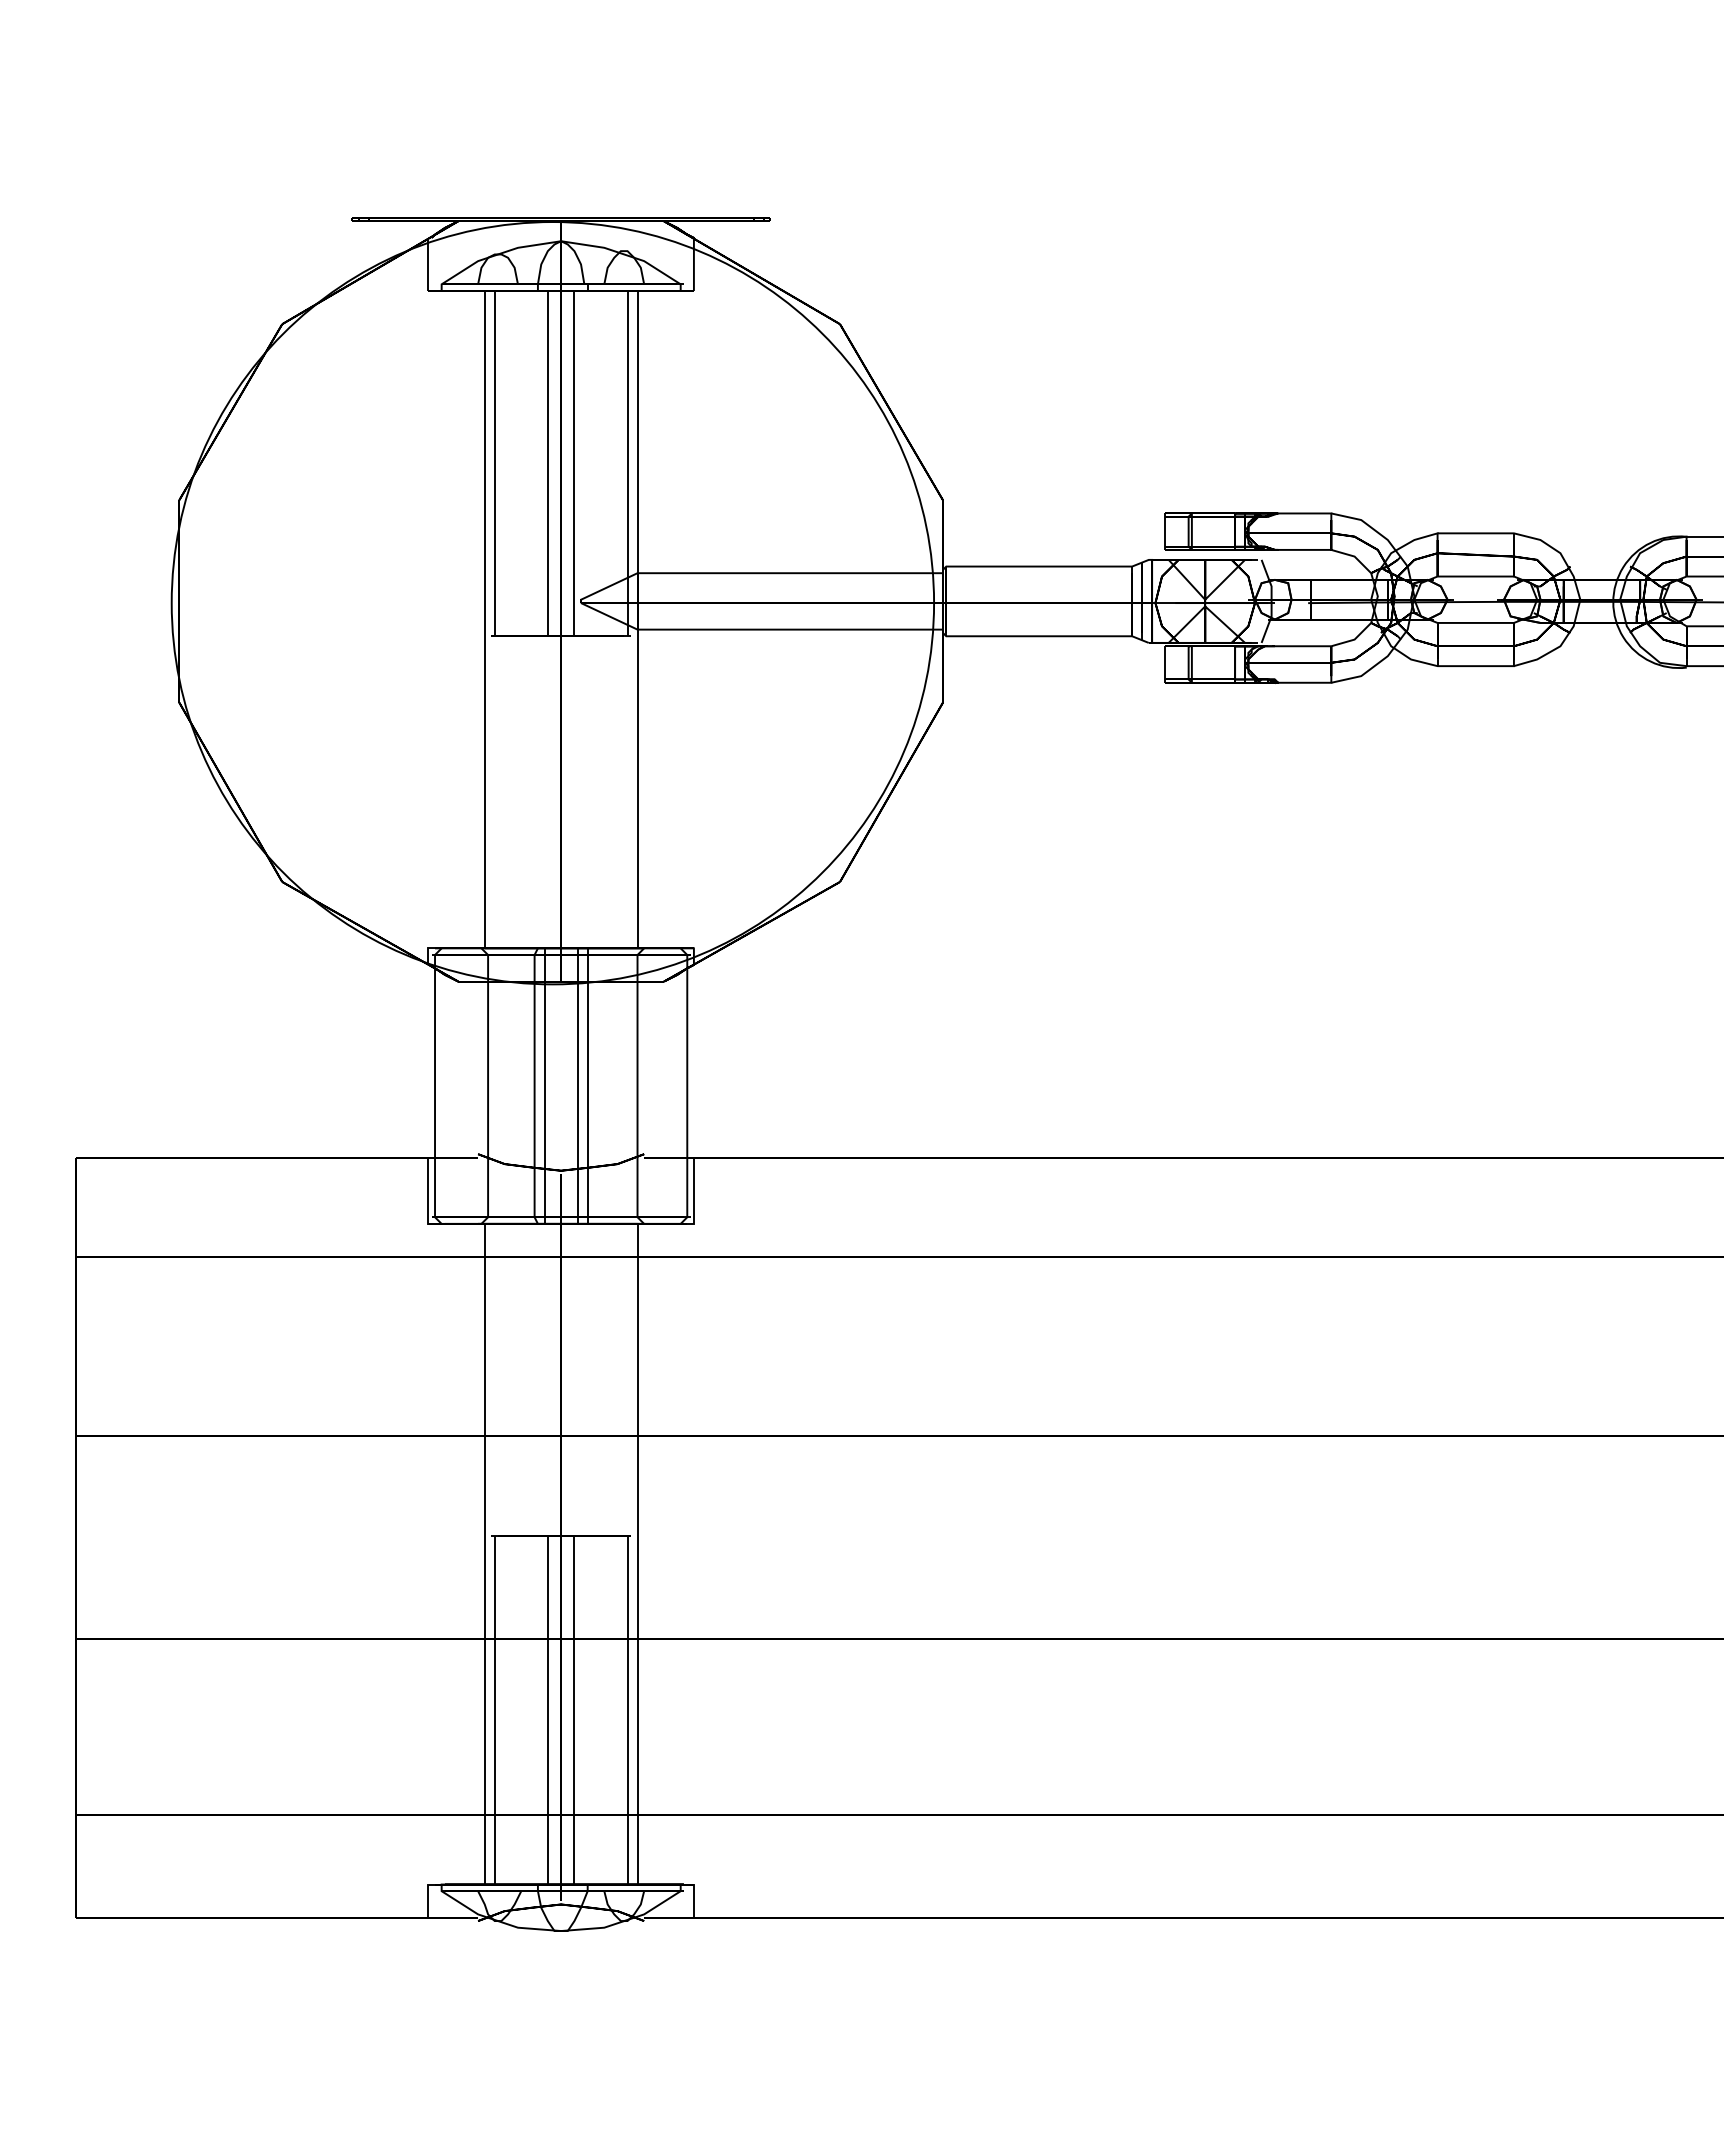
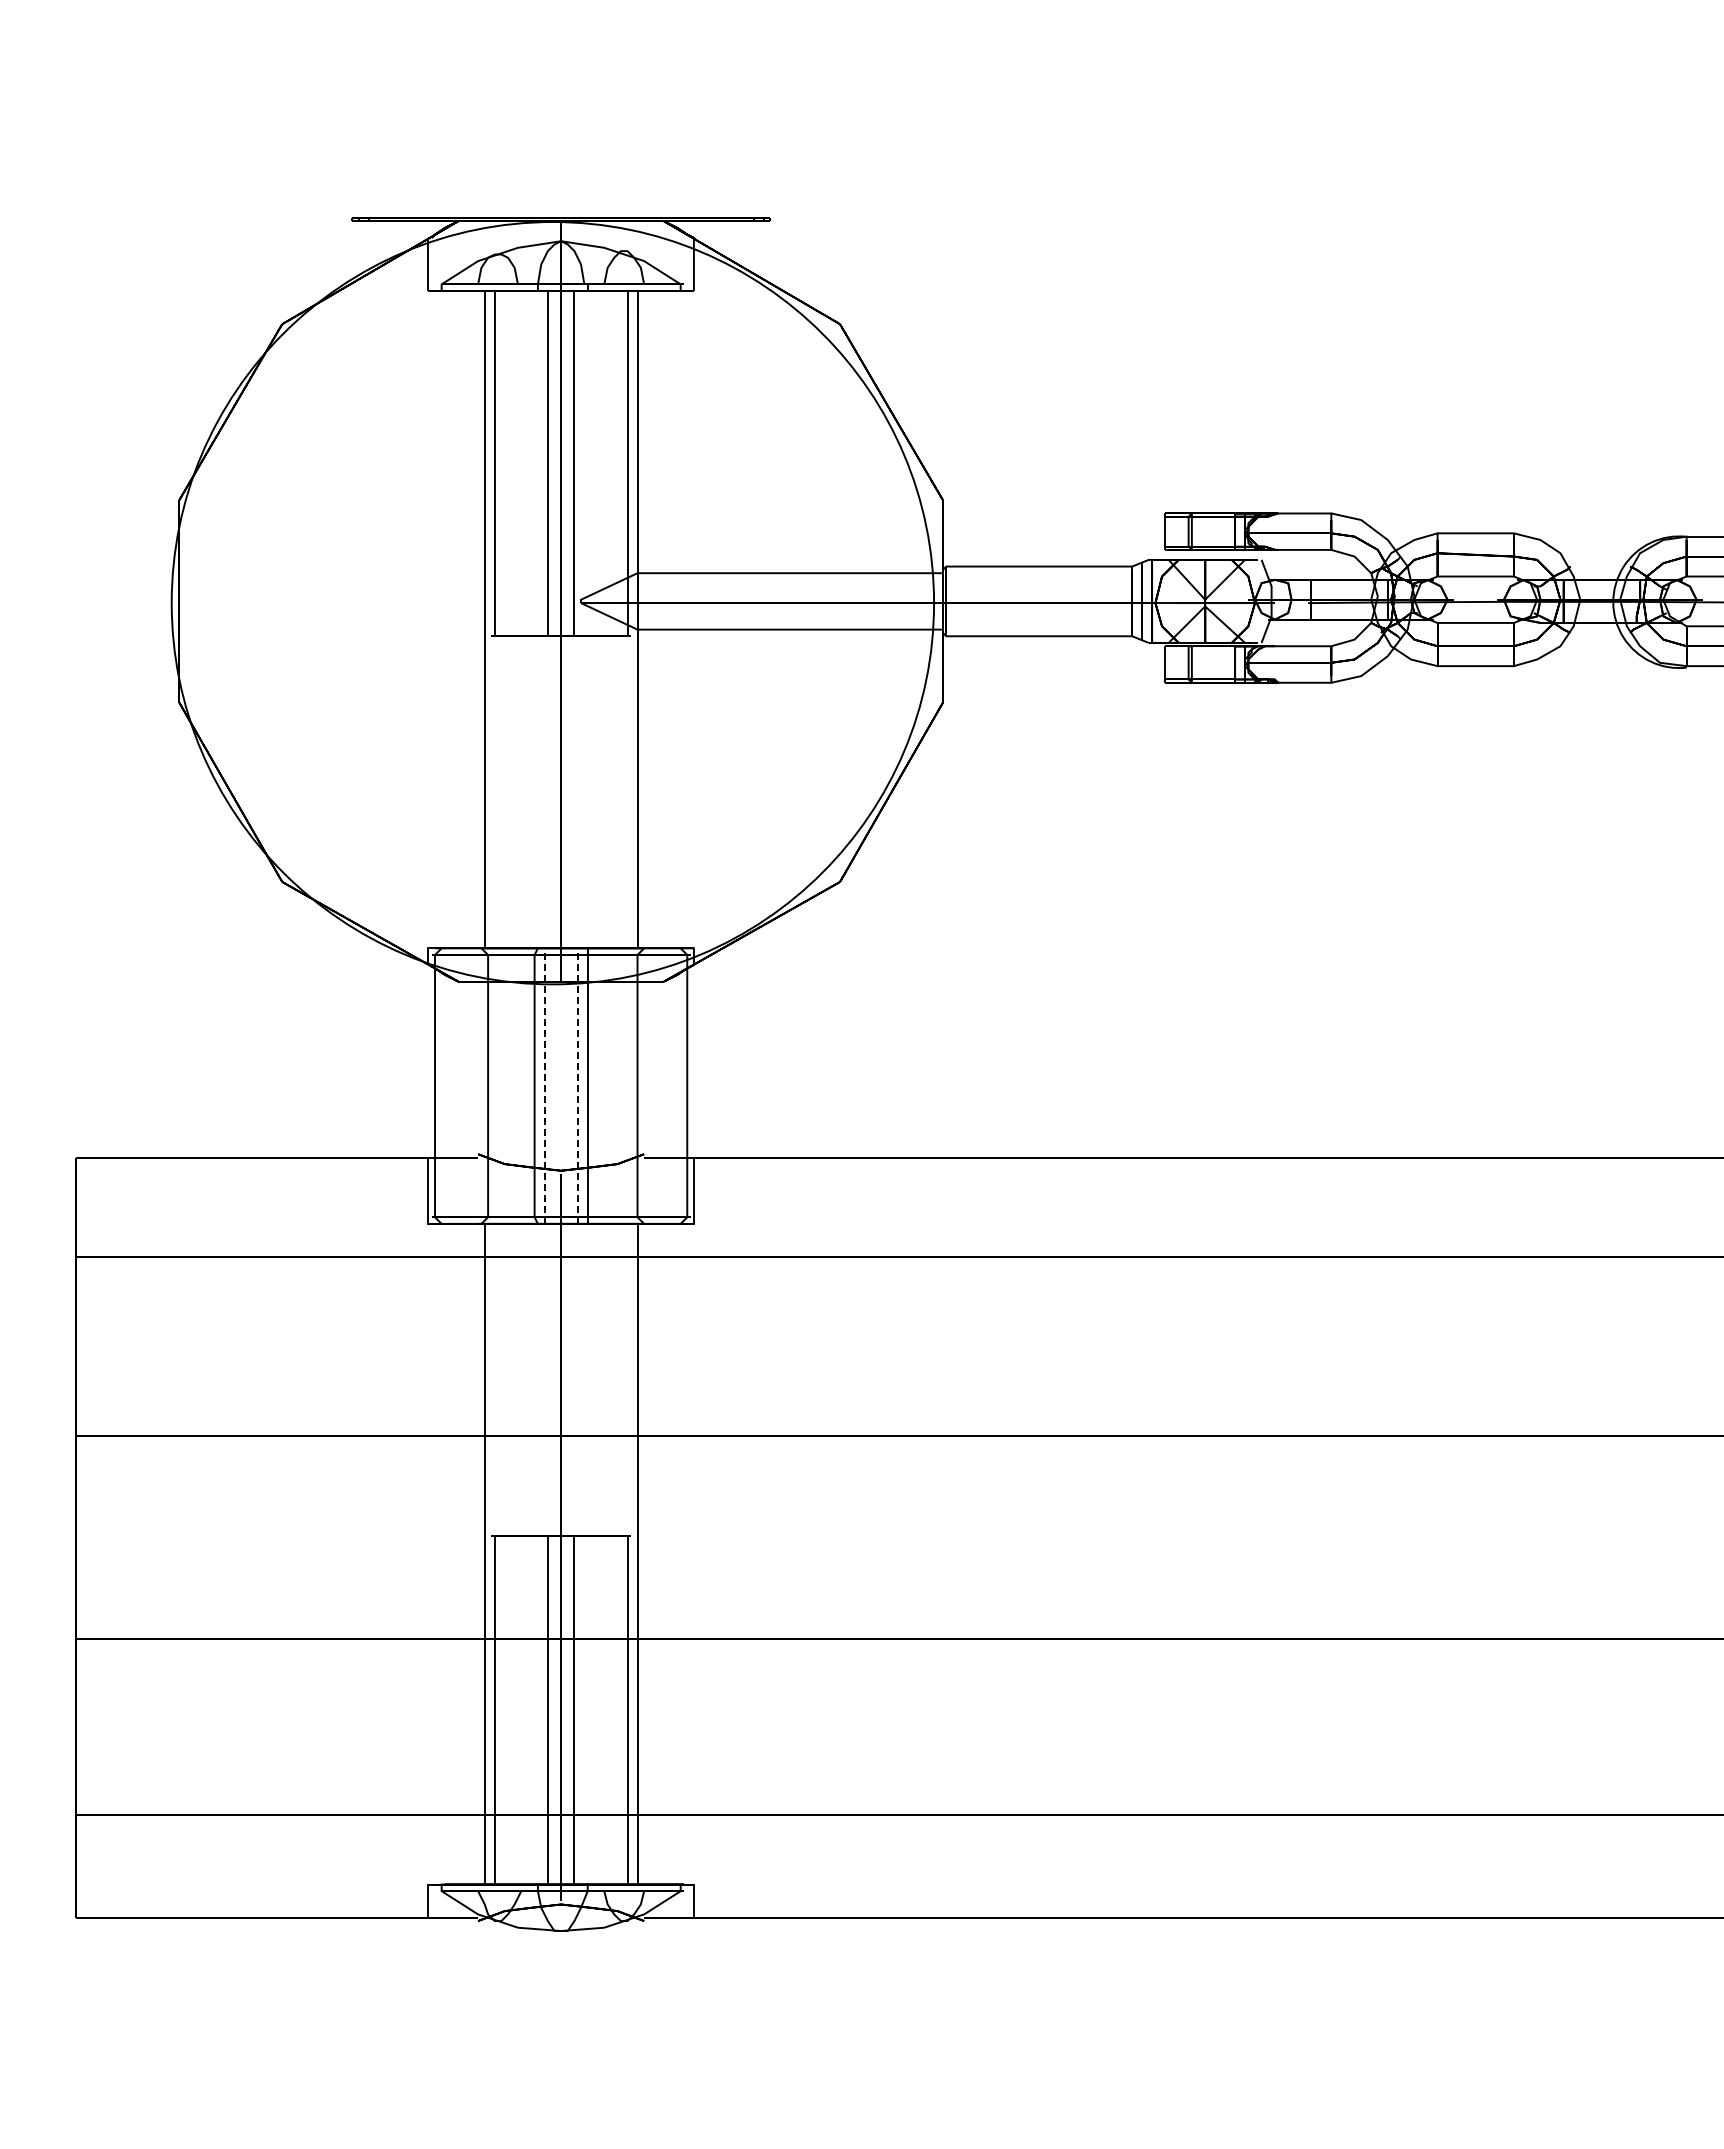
line: solid -> dashed (544, 1085)
line: solid -> dashed (577, 1085)
